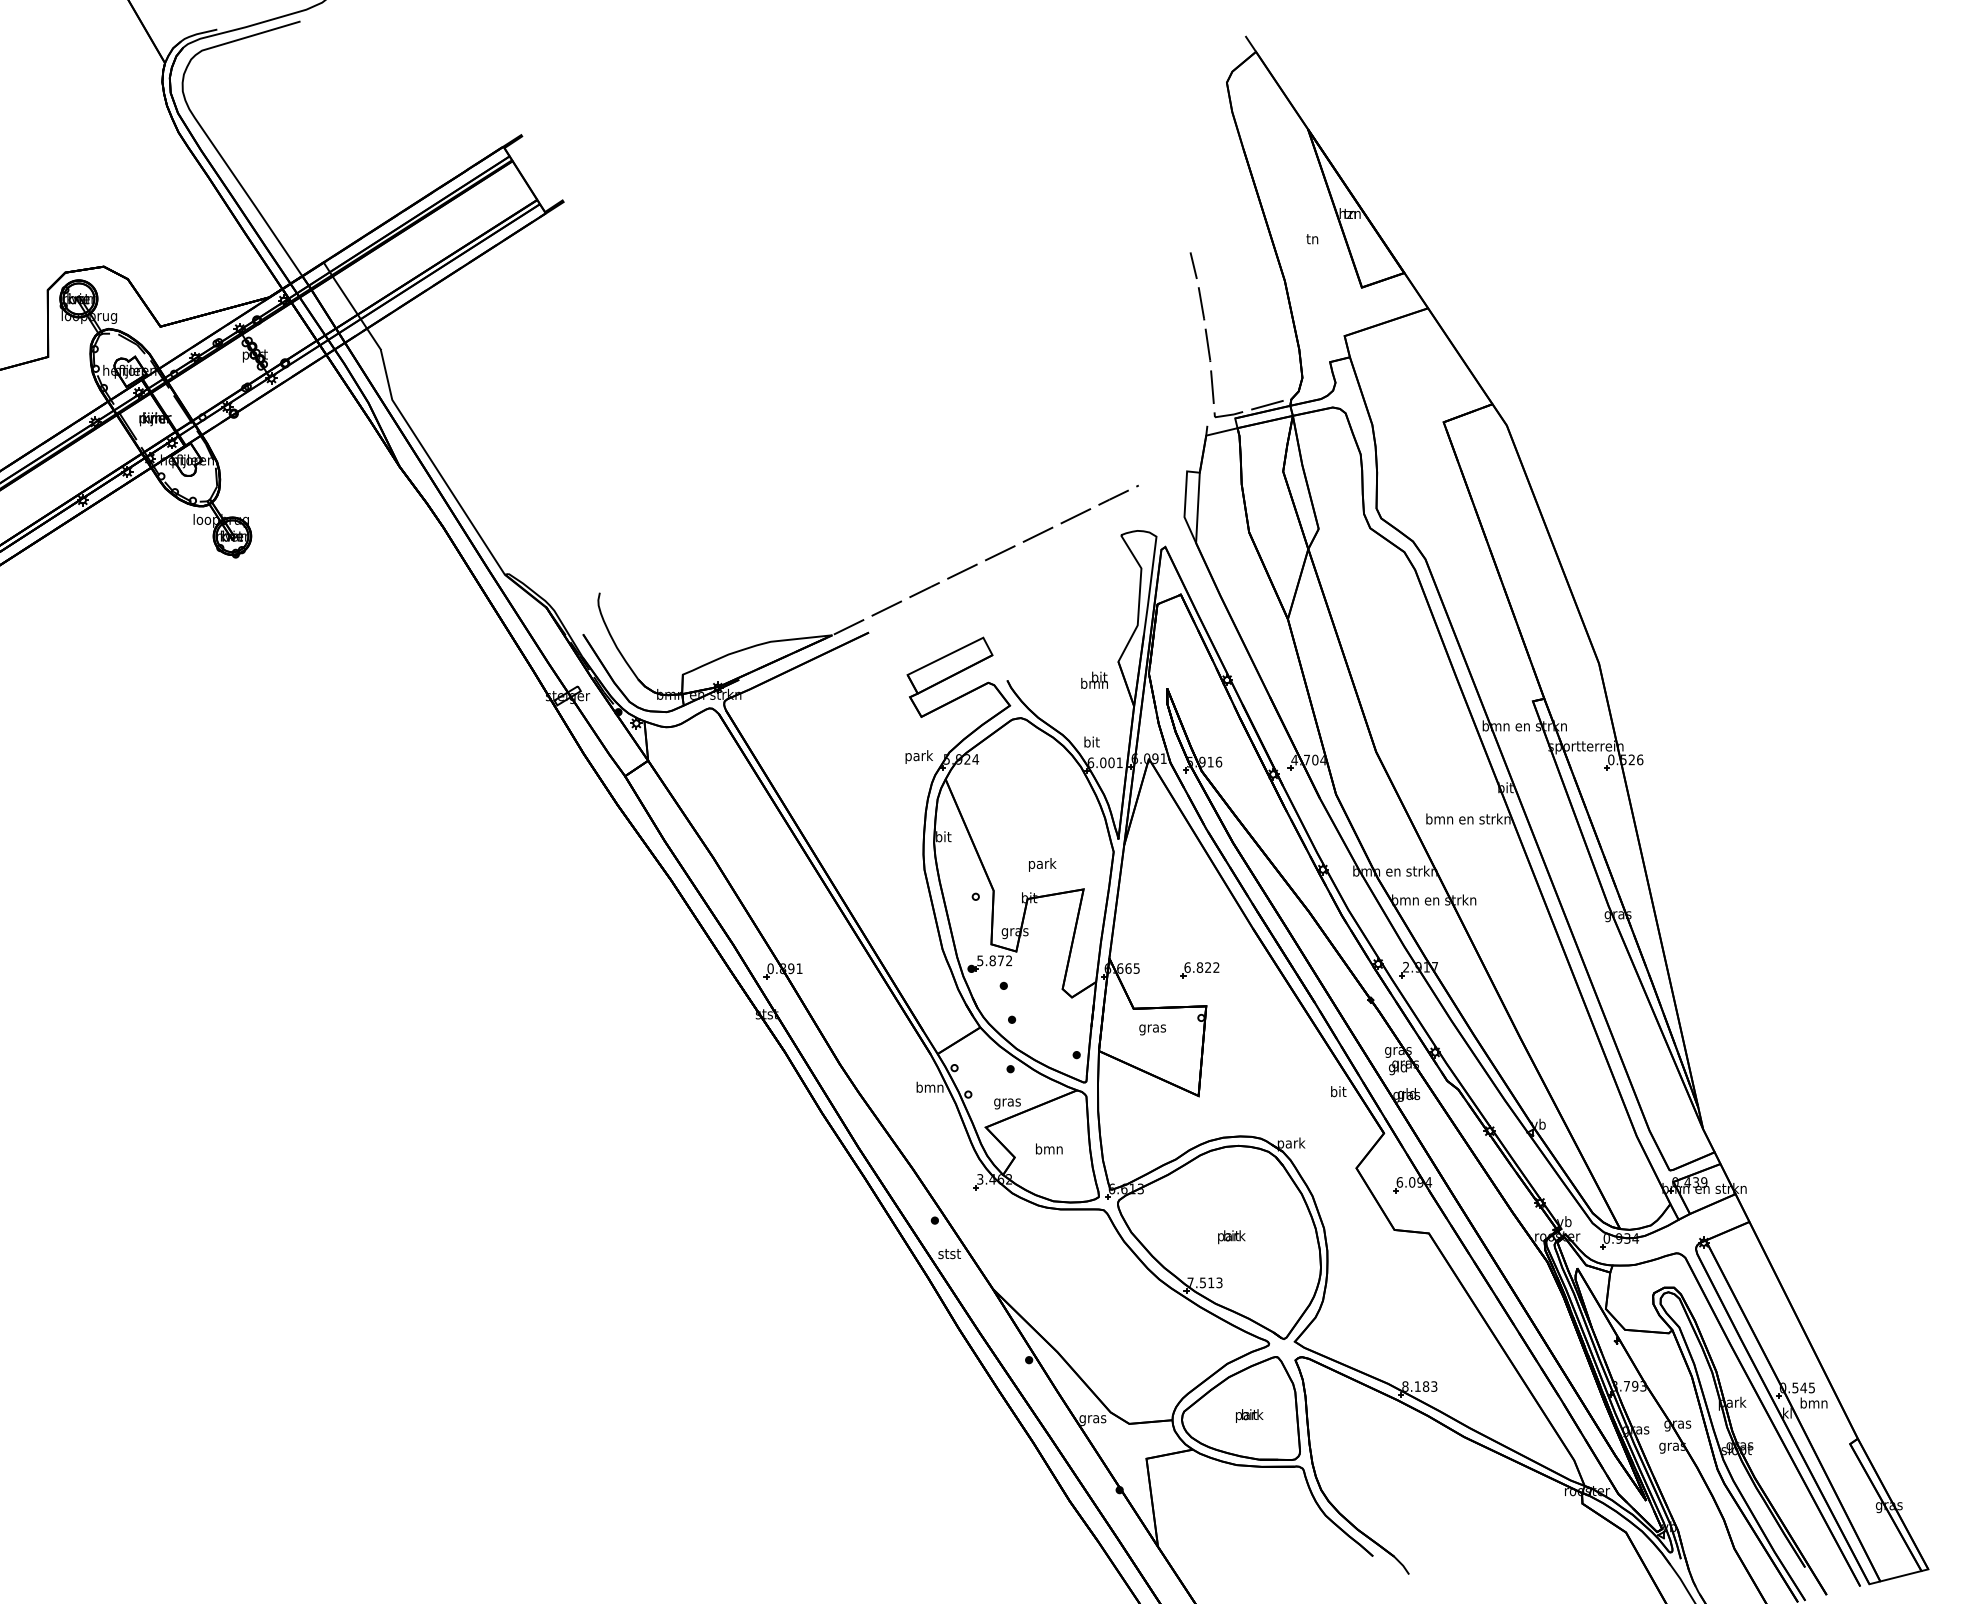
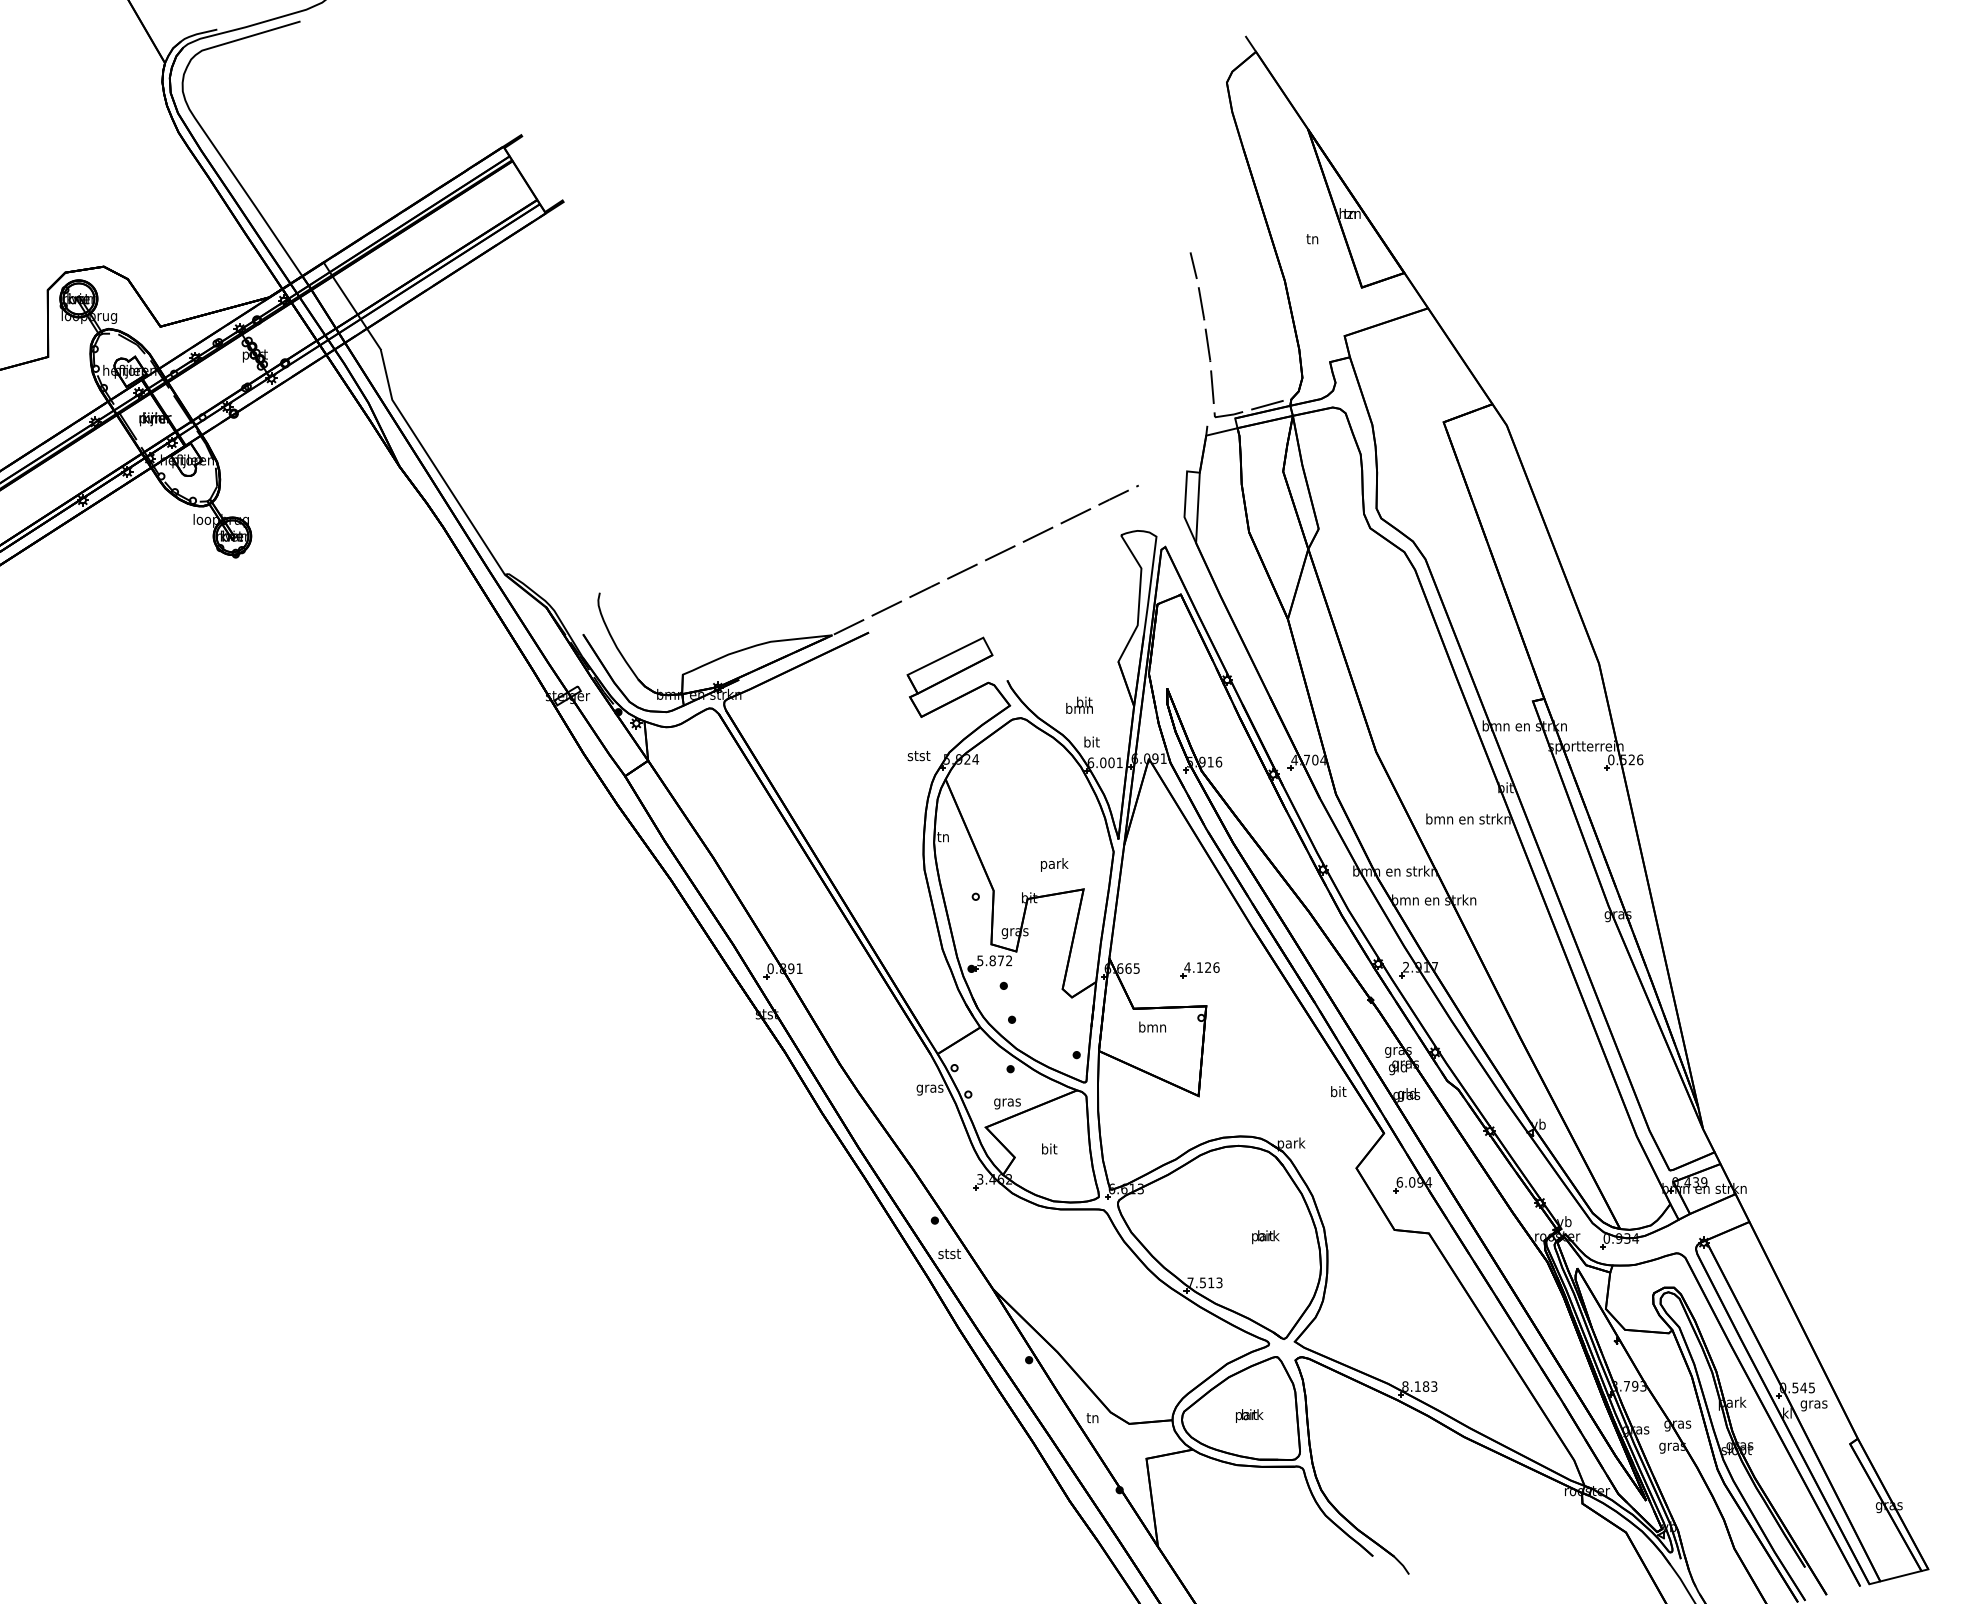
text position: (1094, 679) -> (1079, 704) (1079, 704)
text: park -> stst (918, 756)
text: bit -> tn (943, 836)
text position: (1042, 864) -> (1054, 864) (1054, 864)
text: 6.822 -> 4.126 (1201, 967)
text: gras -> bmn (1152, 1028)
text: bmn -> gras (929, 1088)
text: bmn -> bit (1049, 1148)
text position: (1231, 1237) -> (1265, 1237) (1265, 1237)
text: bmn -> gras (1813, 1404)
text: gras -> tn (1092, 1419)
